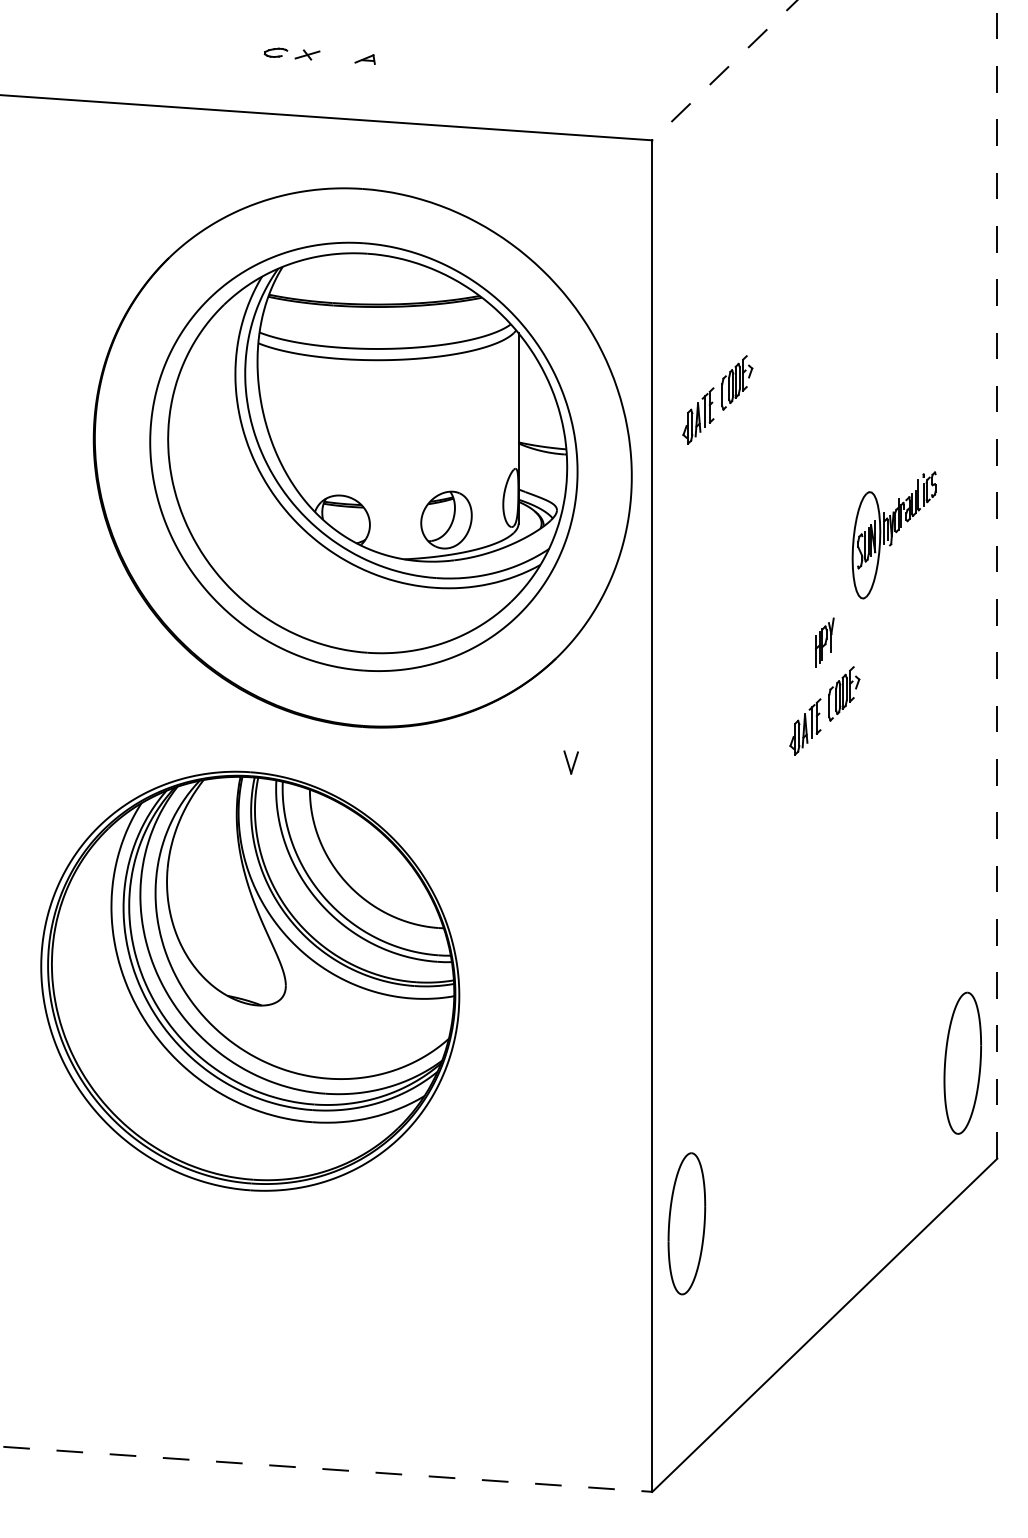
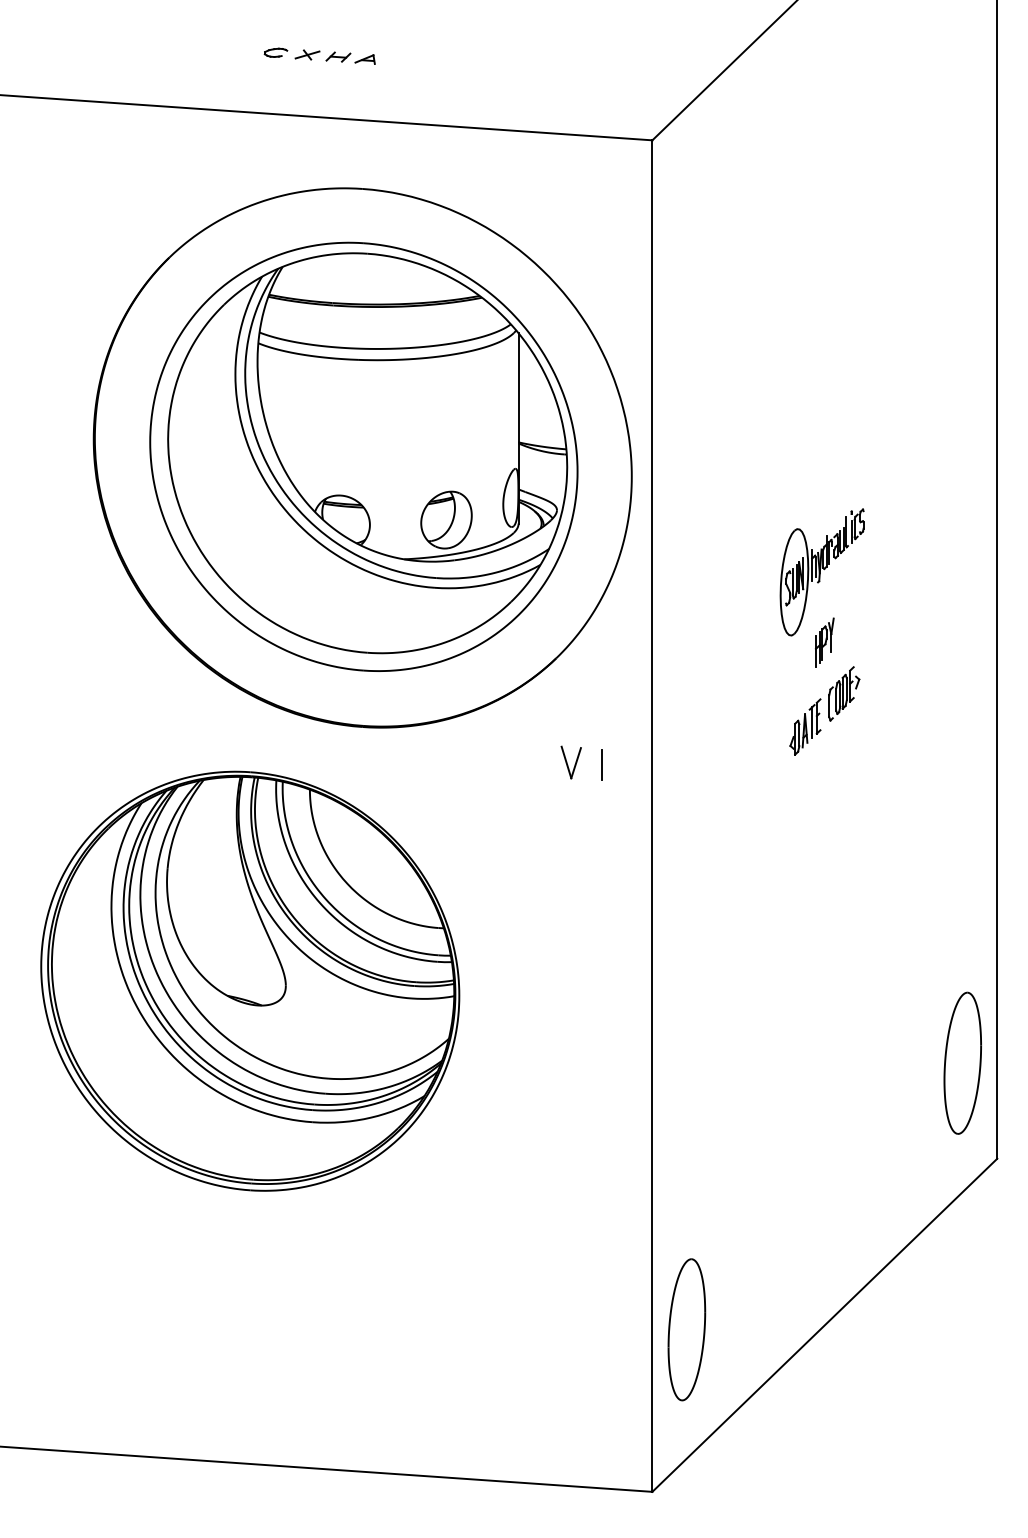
part: none -> present (338, 56)
line: dashed -> solid (724, 70)
part: present -> none (717, 399)
part position: (893, 535) -> (821, 572) (821, 572)
line: dashed -> solid (997, 578)
part size: 16x25 px -> 22x35 px (570, 762)
line: none -> present (602, 764)
part position: (686, 1223) -> (686, 1329) (686, 1329)
line: dashed -> solid (326, 1469)
